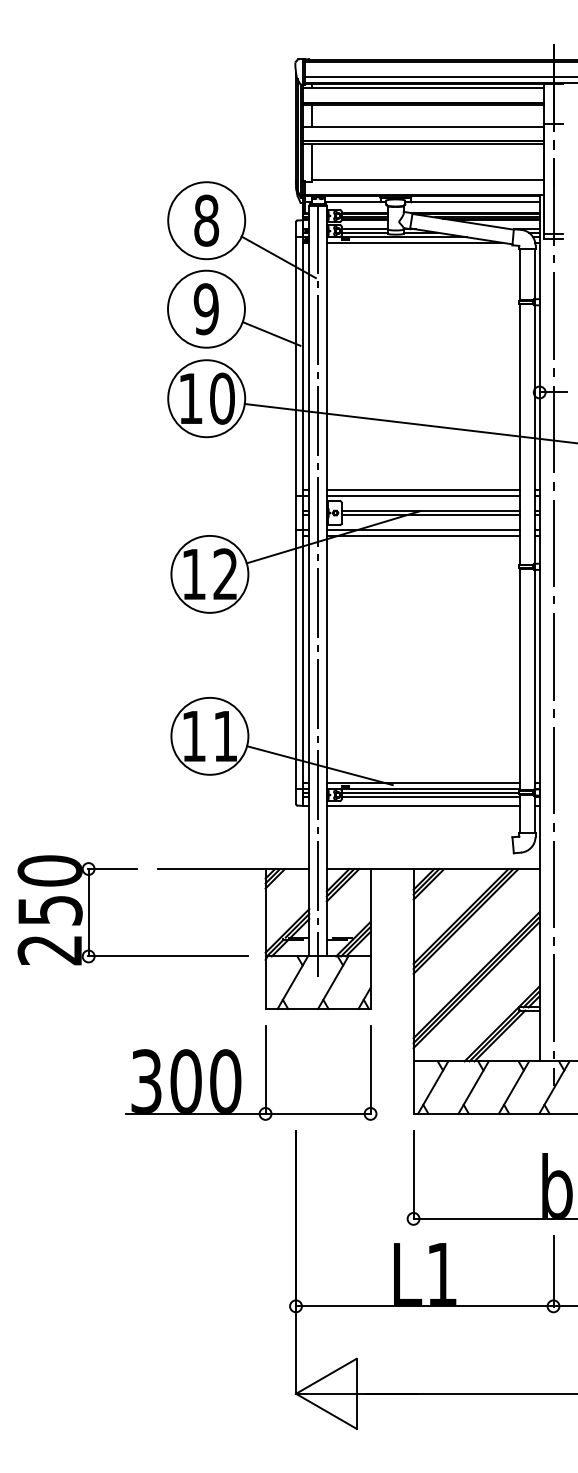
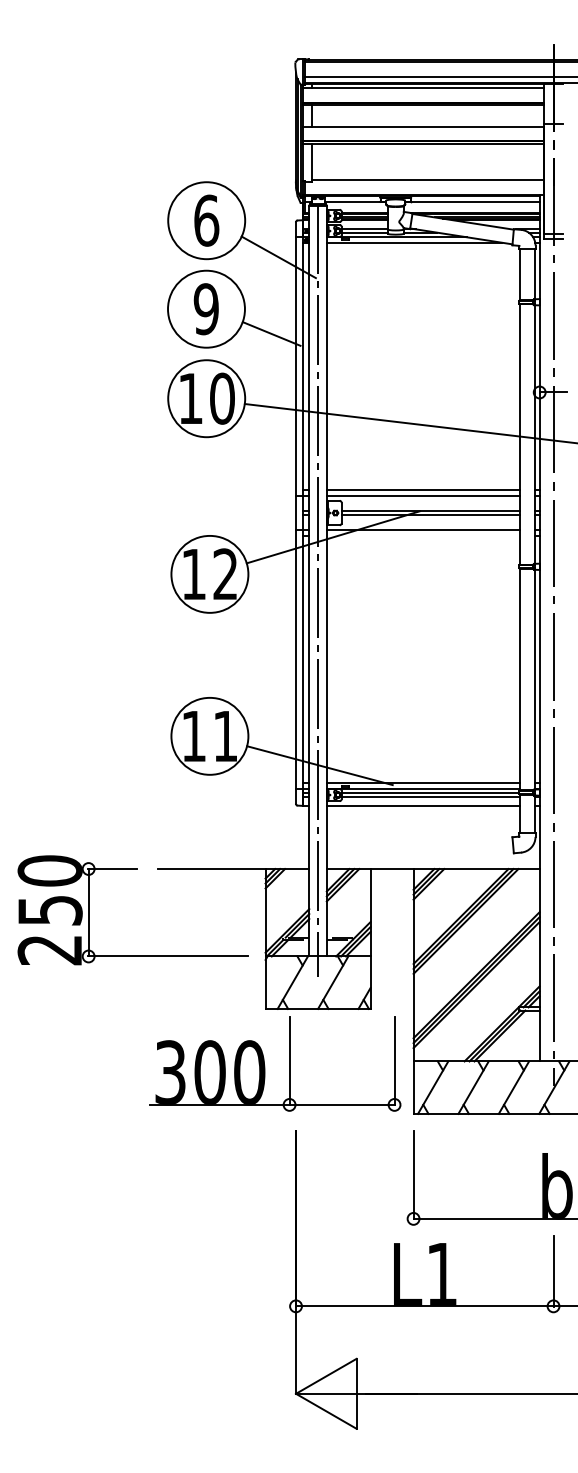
text: 8 -> 6 (206, 220)
line: present -> none (423, 535)
part position: (241, 1074) -> (265, 1065) (265, 1065)
